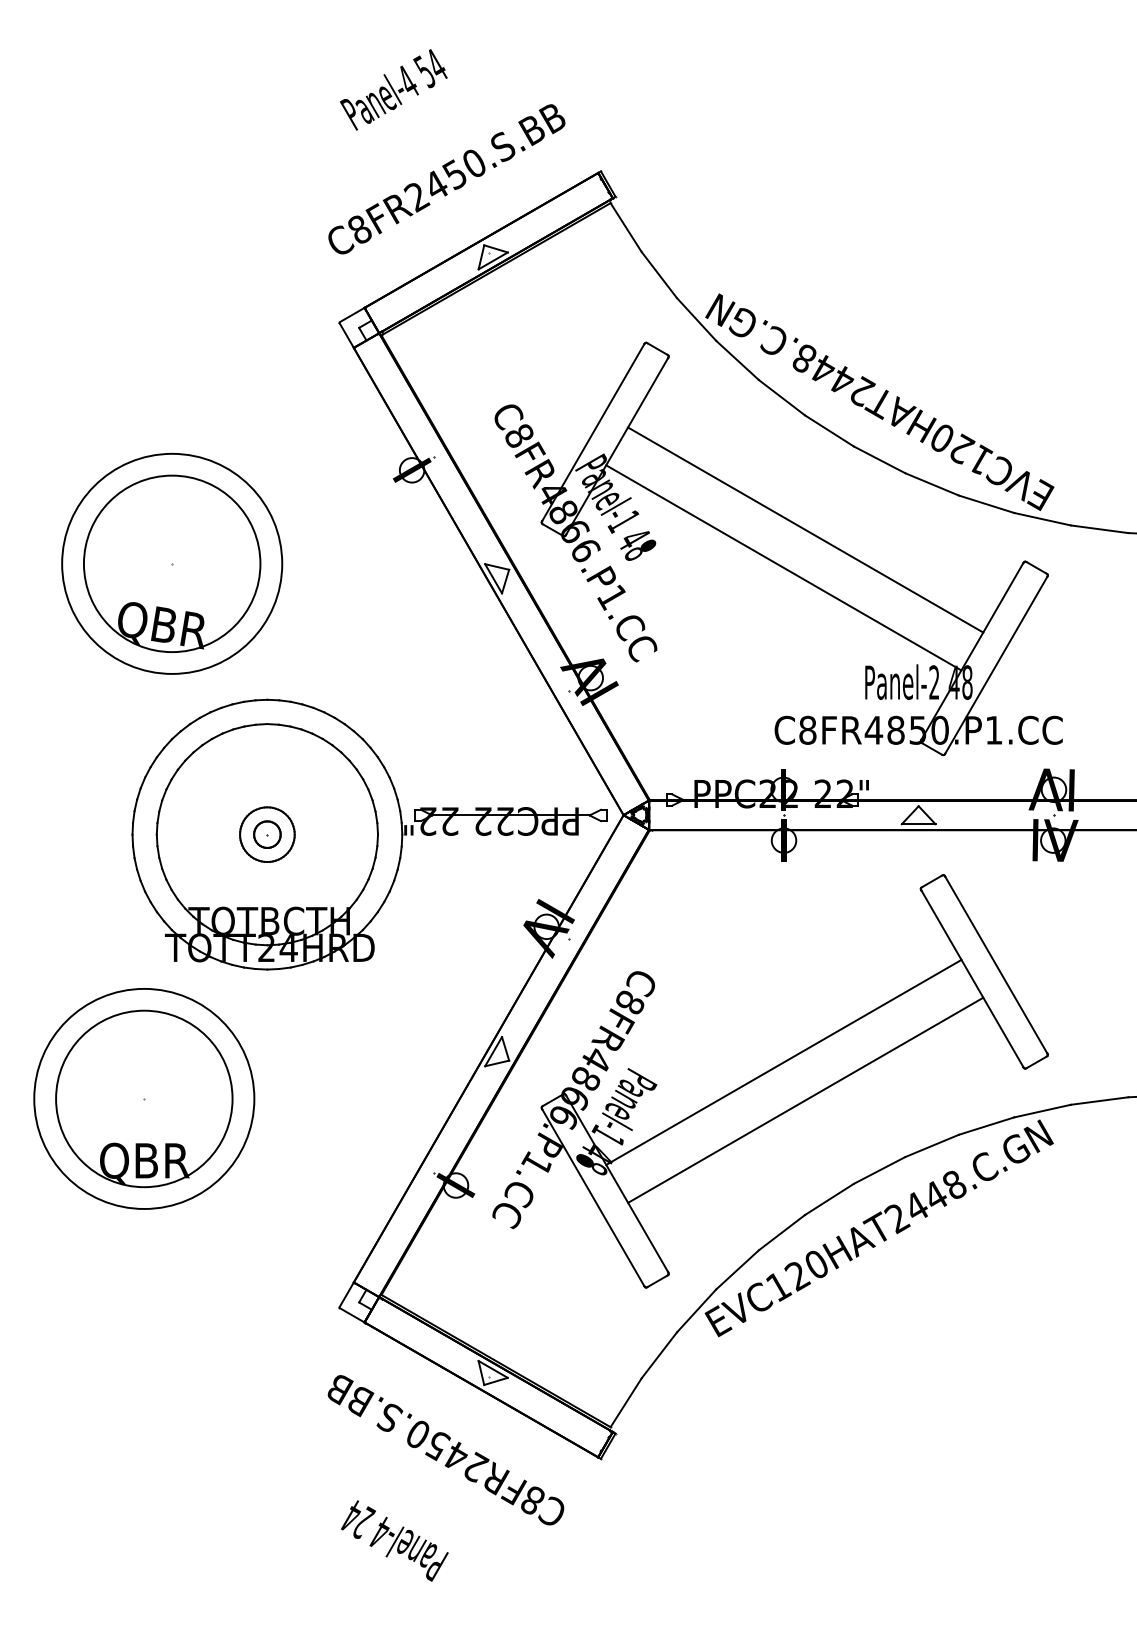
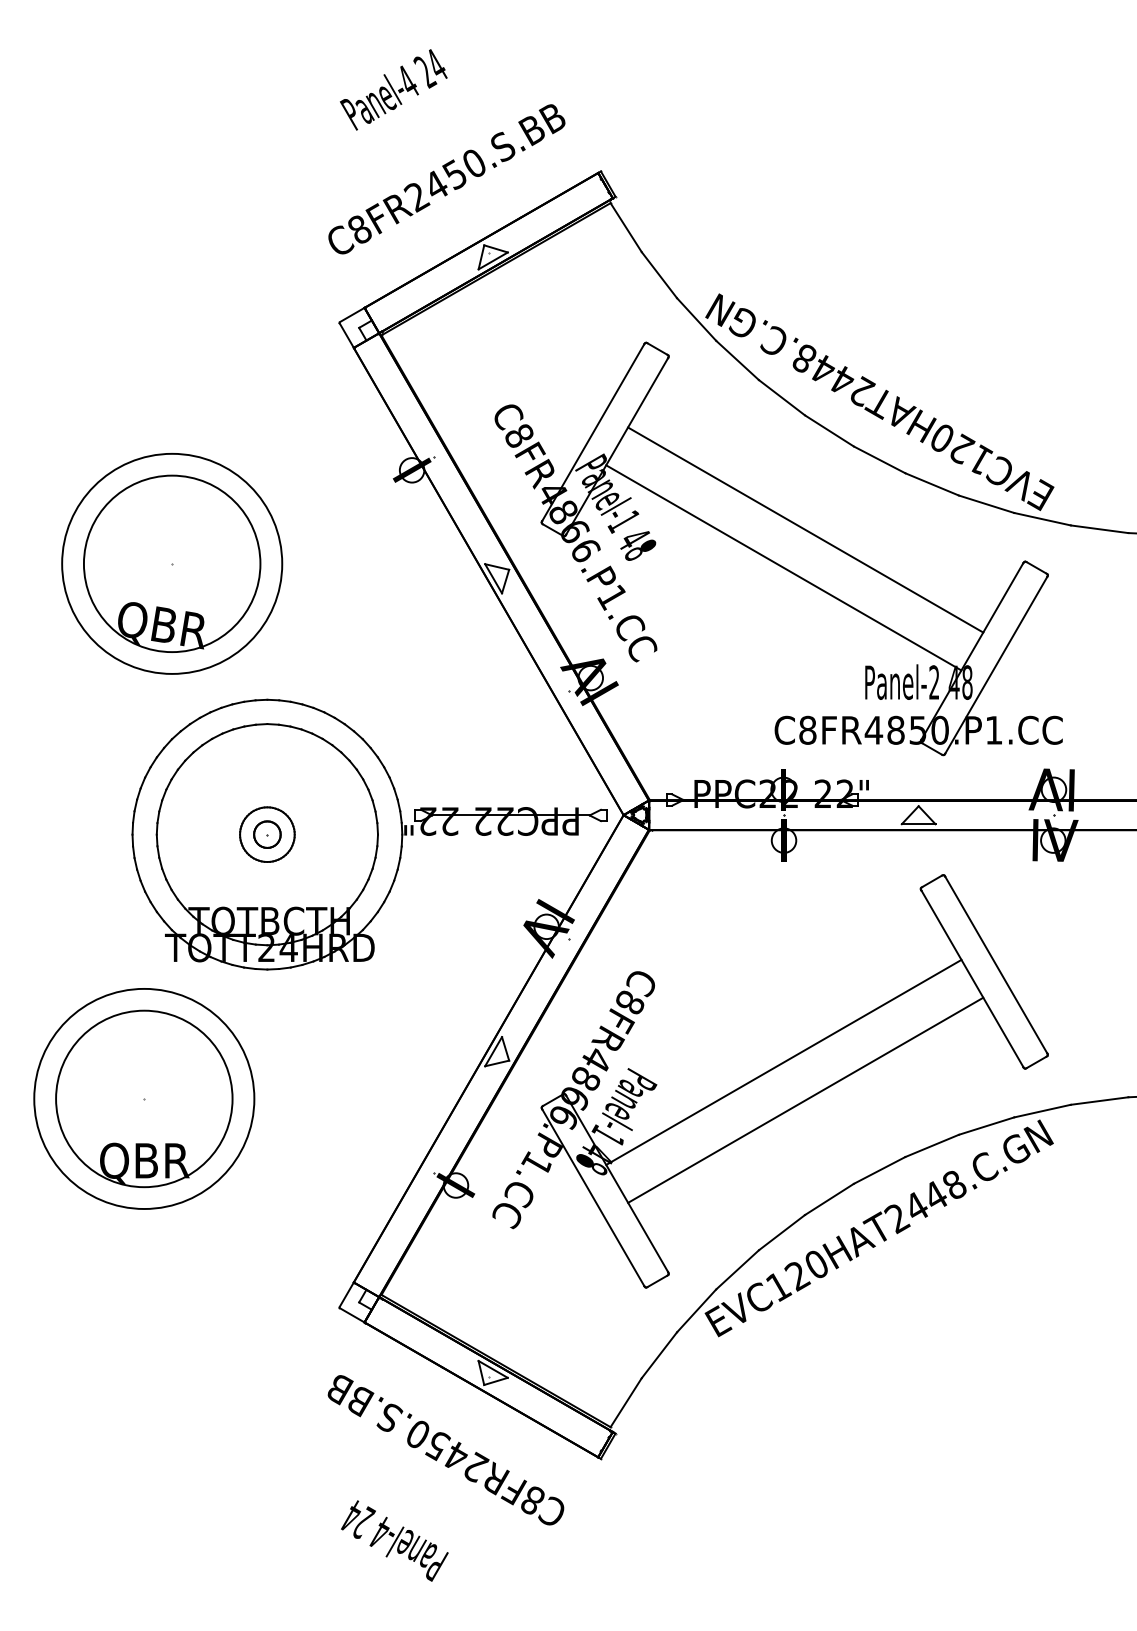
text: 54 -> 24 (425, 71)
